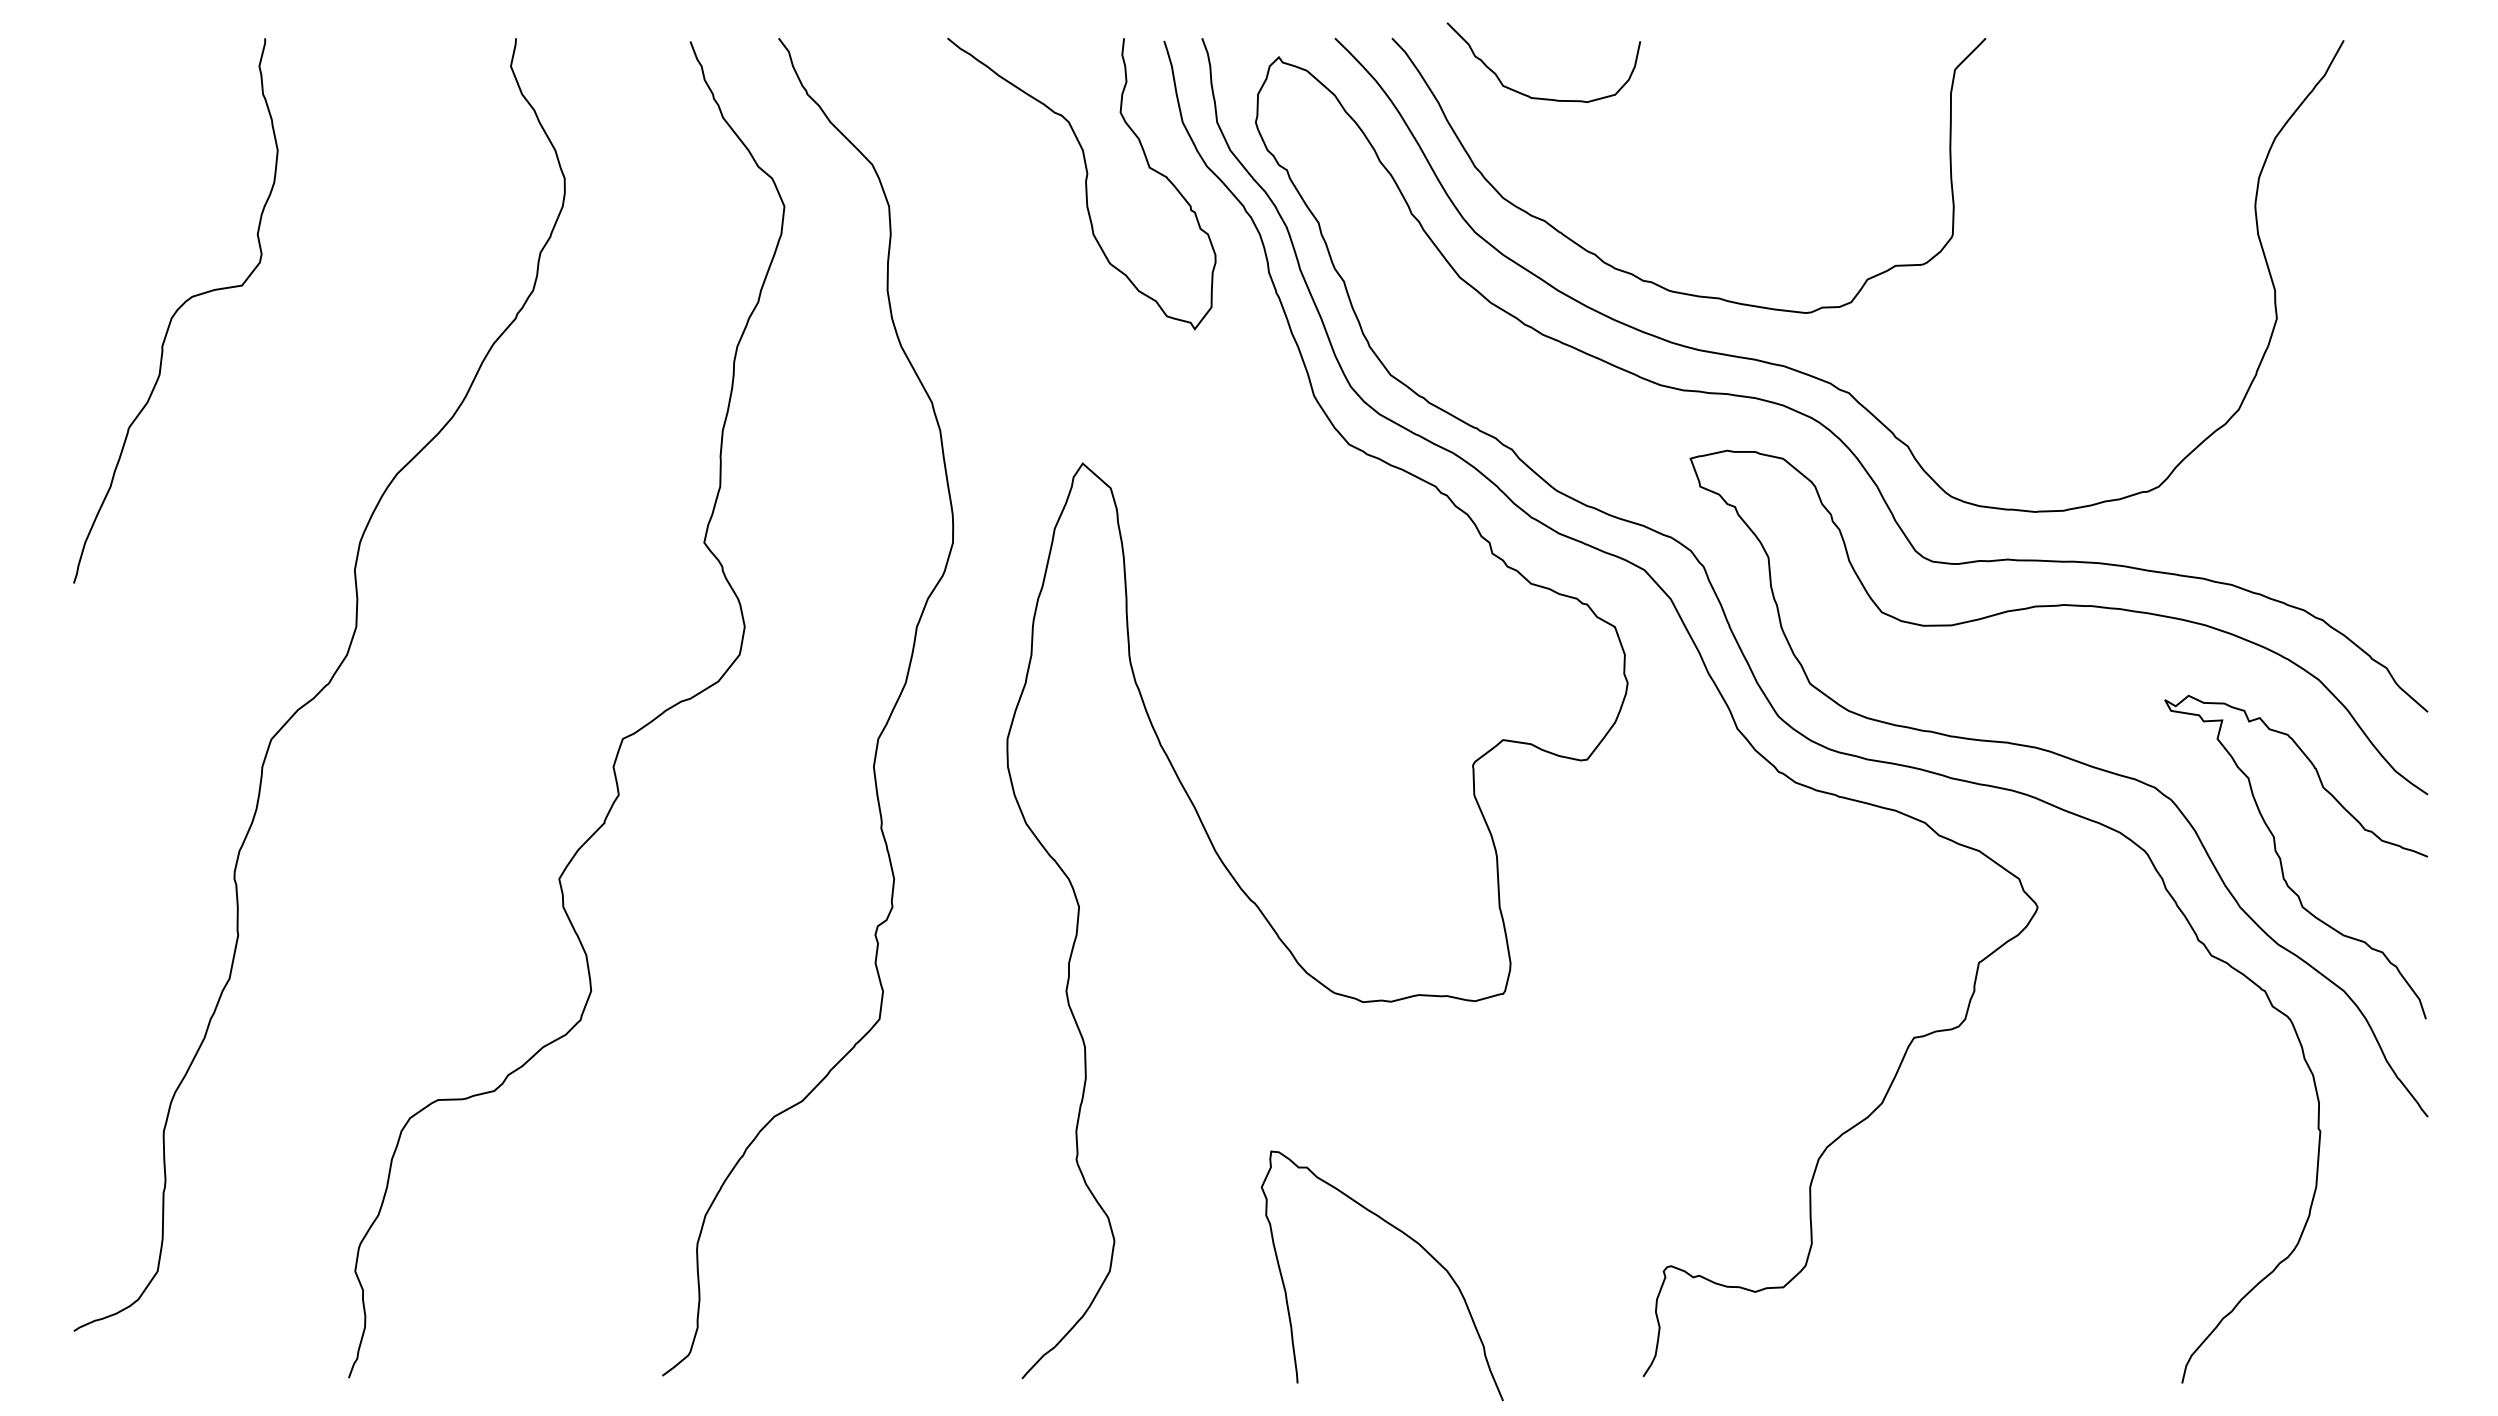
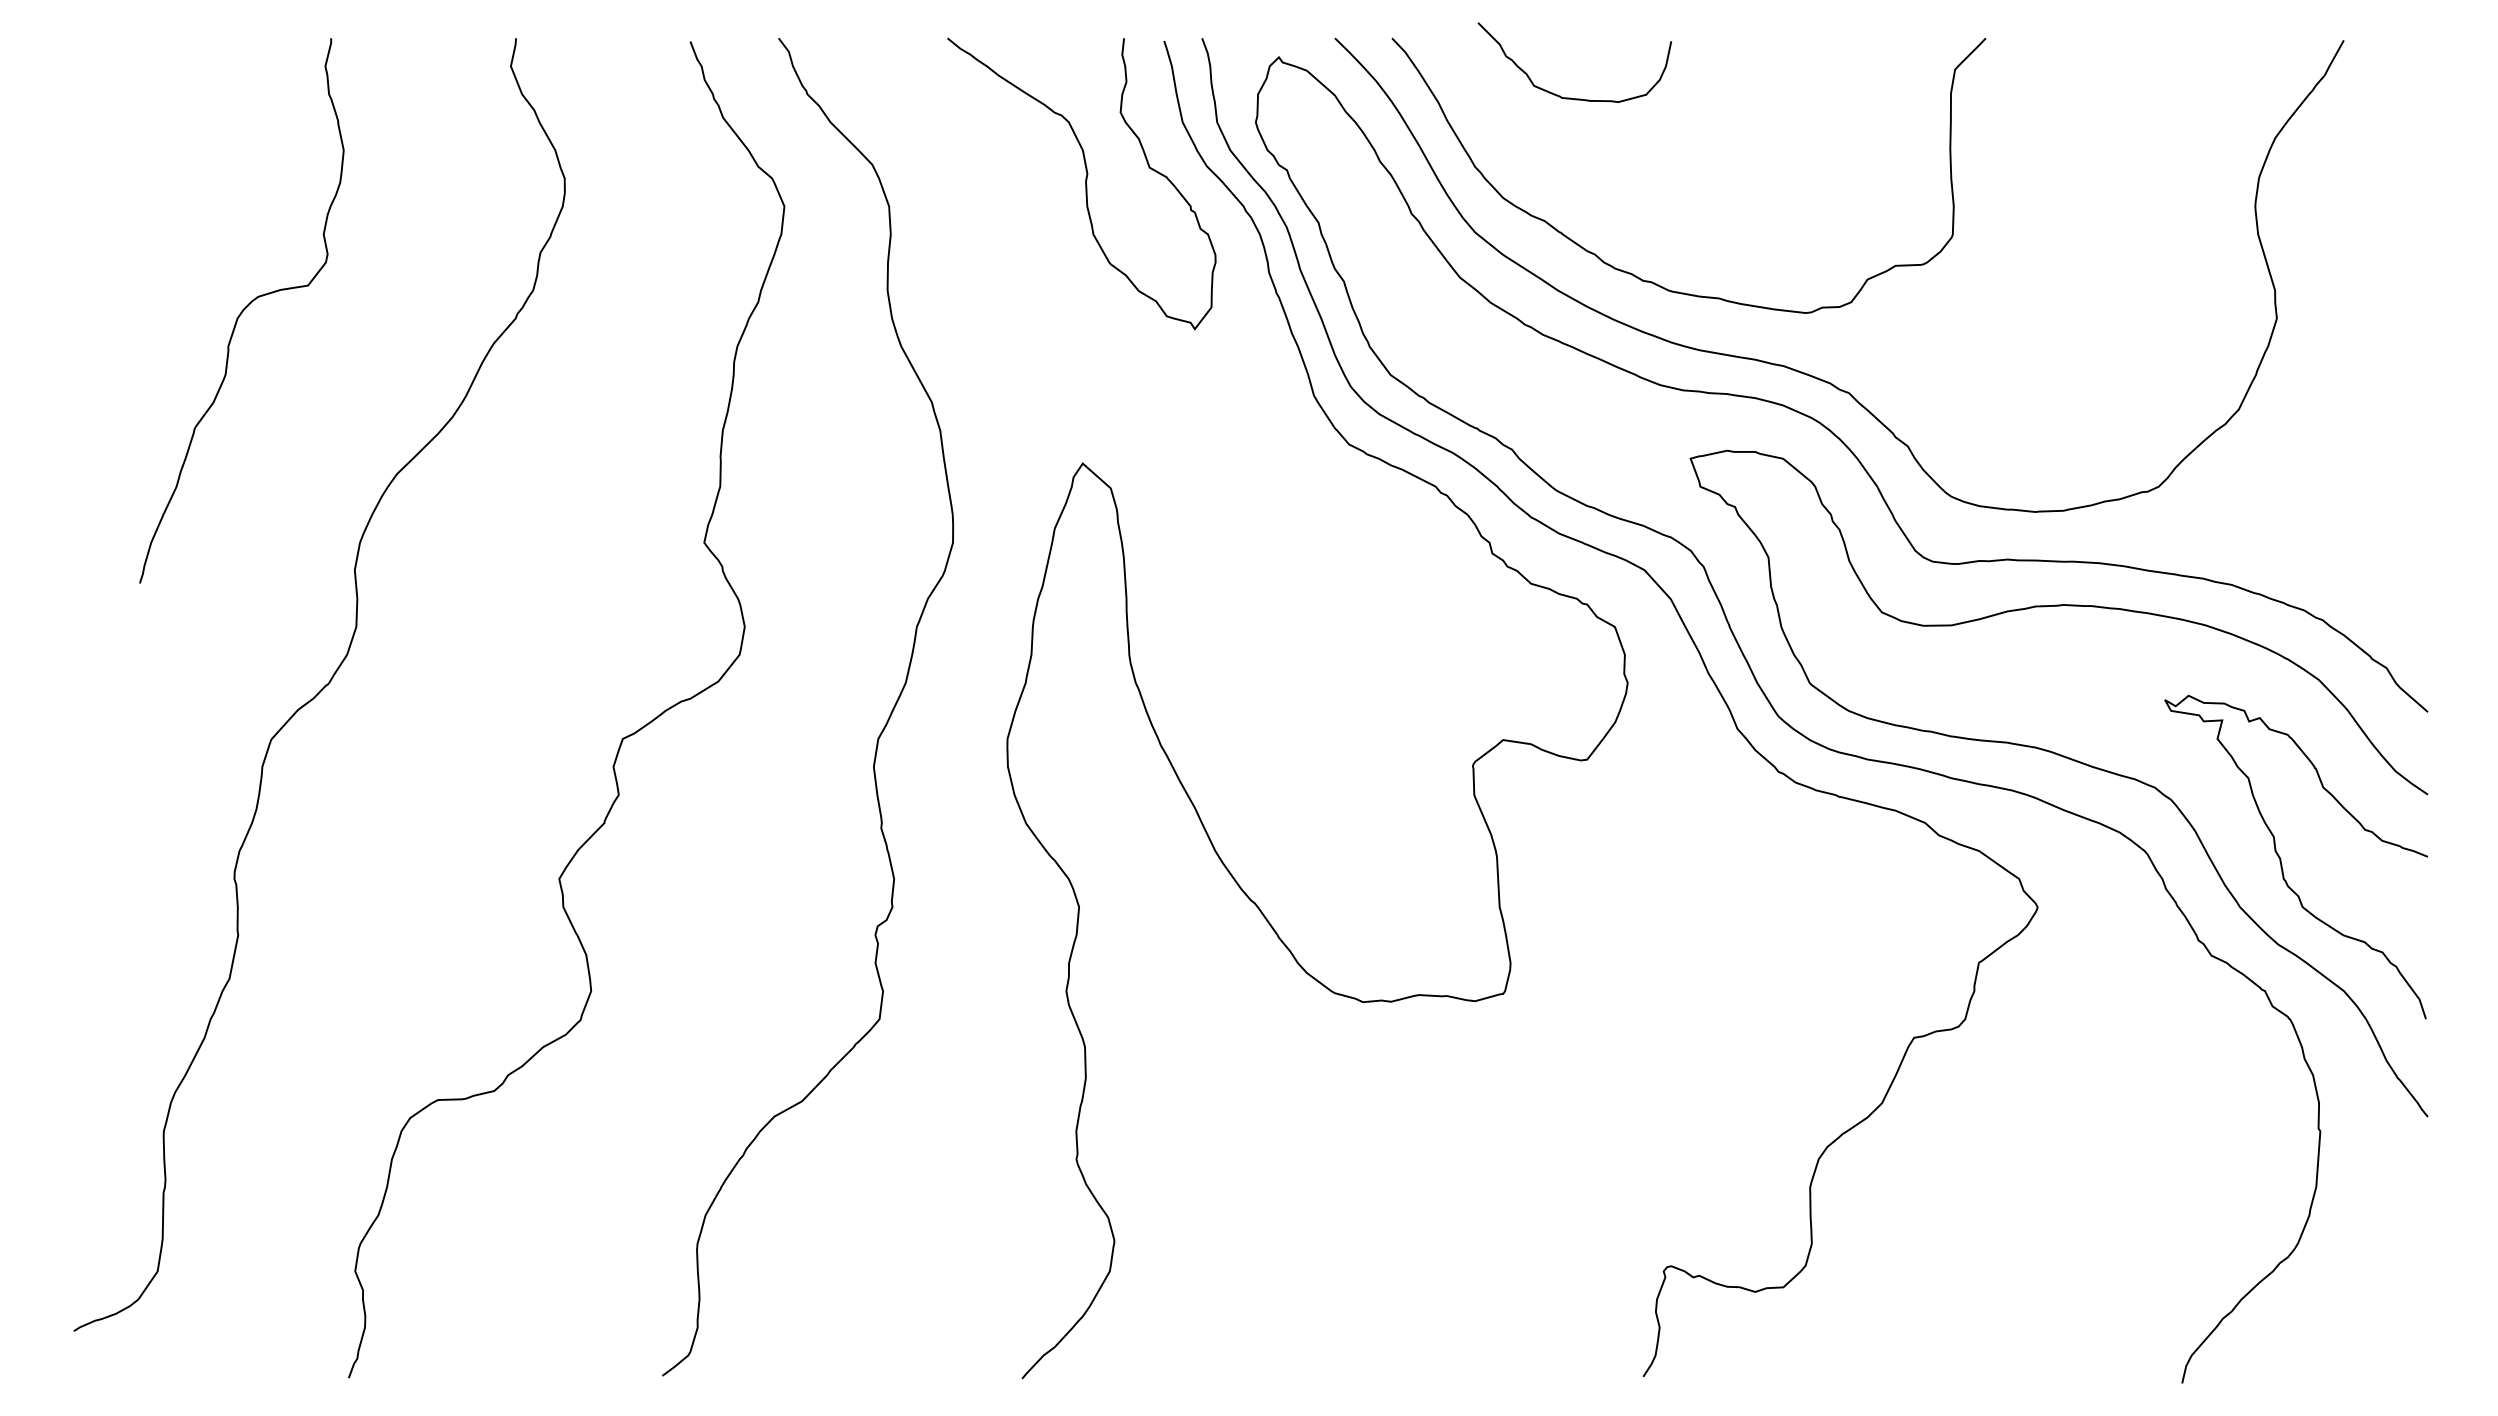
curve position: (1539, 97) -> (1570, 97) (1570, 97)
curve position: (175, 310) -> (241, 310) (241, 310)
curve: present -> none (1406, 1236)
